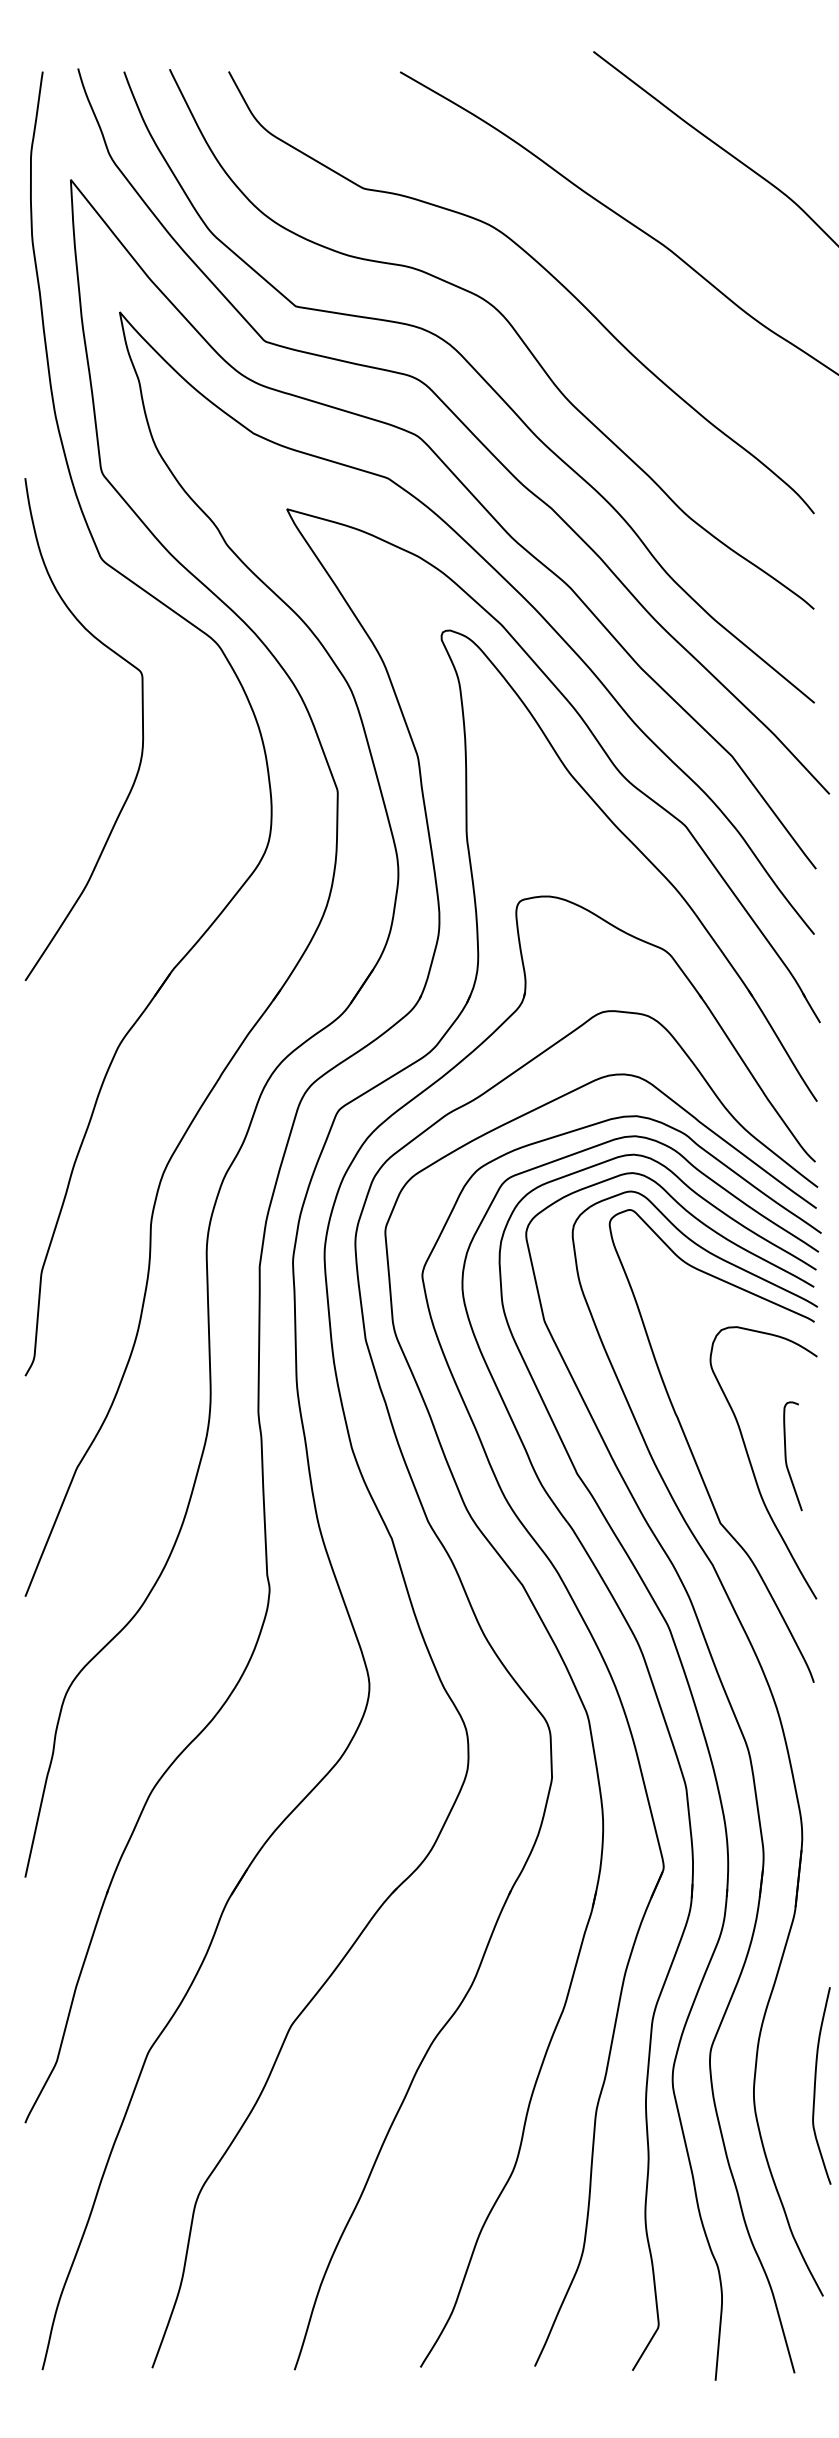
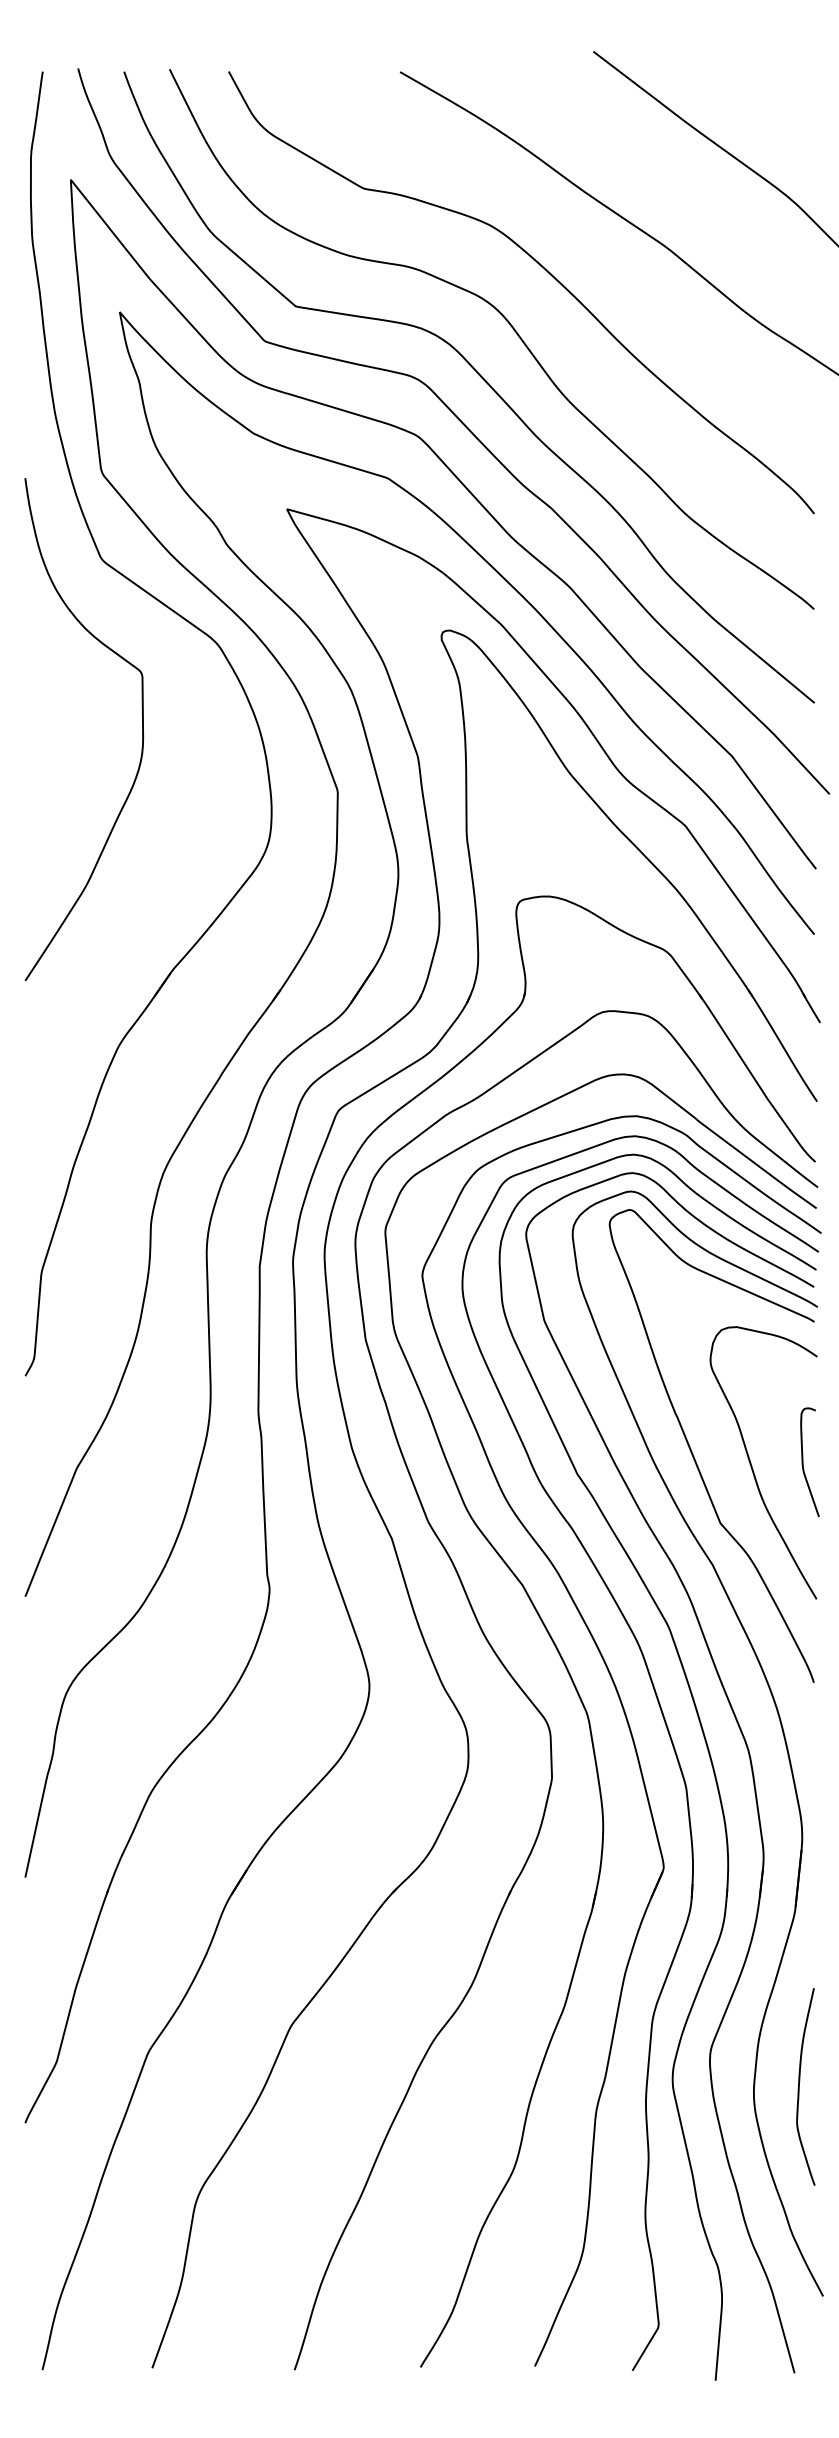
curve position: (786, 1456) -> (803, 1462) (803, 1462)
curve position: (815, 2085) -> (799, 2086) (799, 2086)
